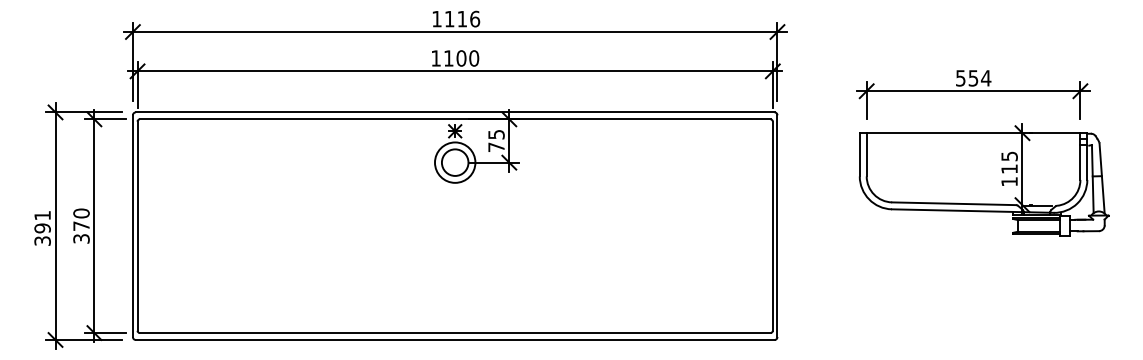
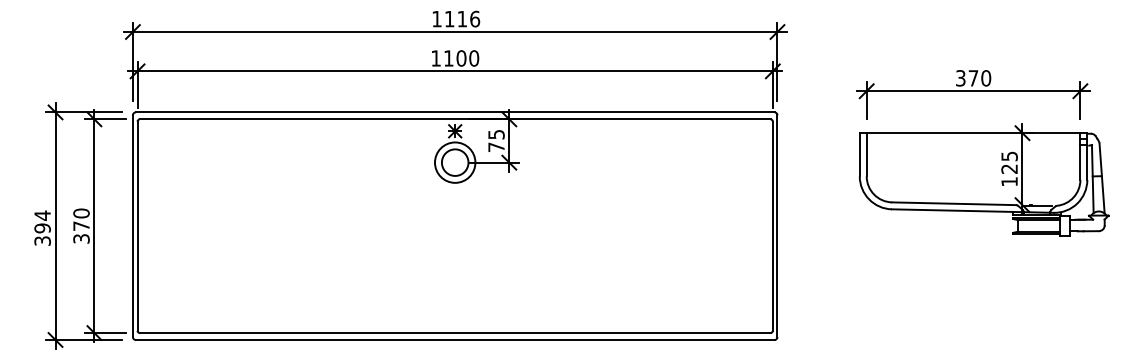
text: 554 -> 370 (973, 78)
text: 115 -> 125 (1009, 168)
text: 391 -> 394 (42, 215)
